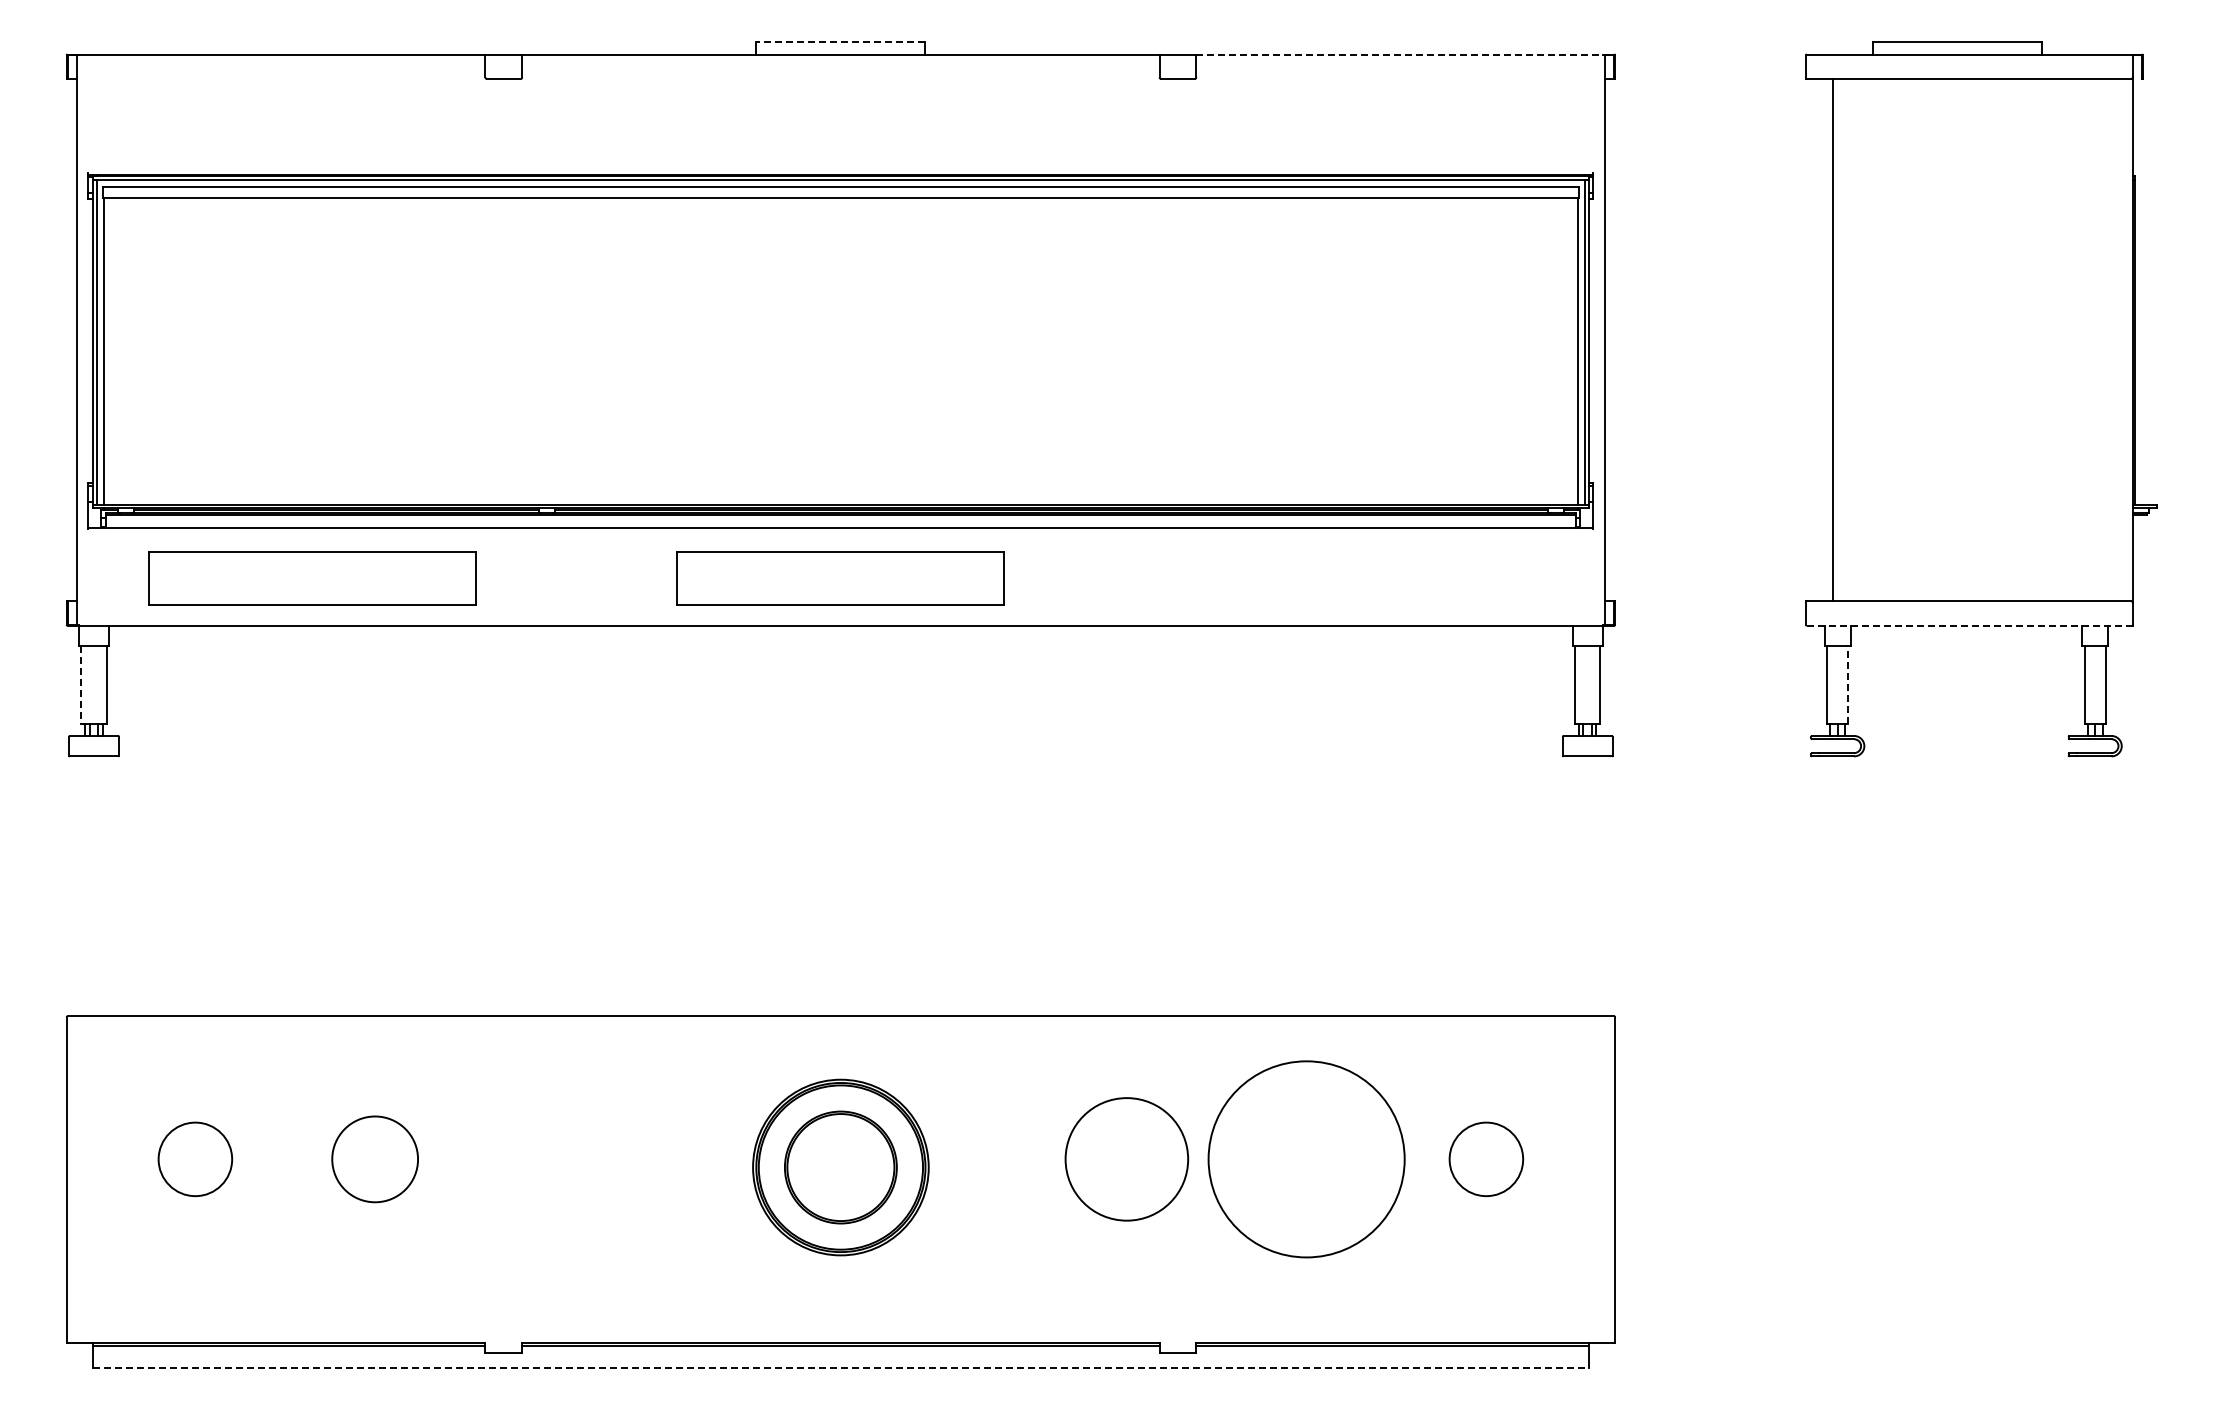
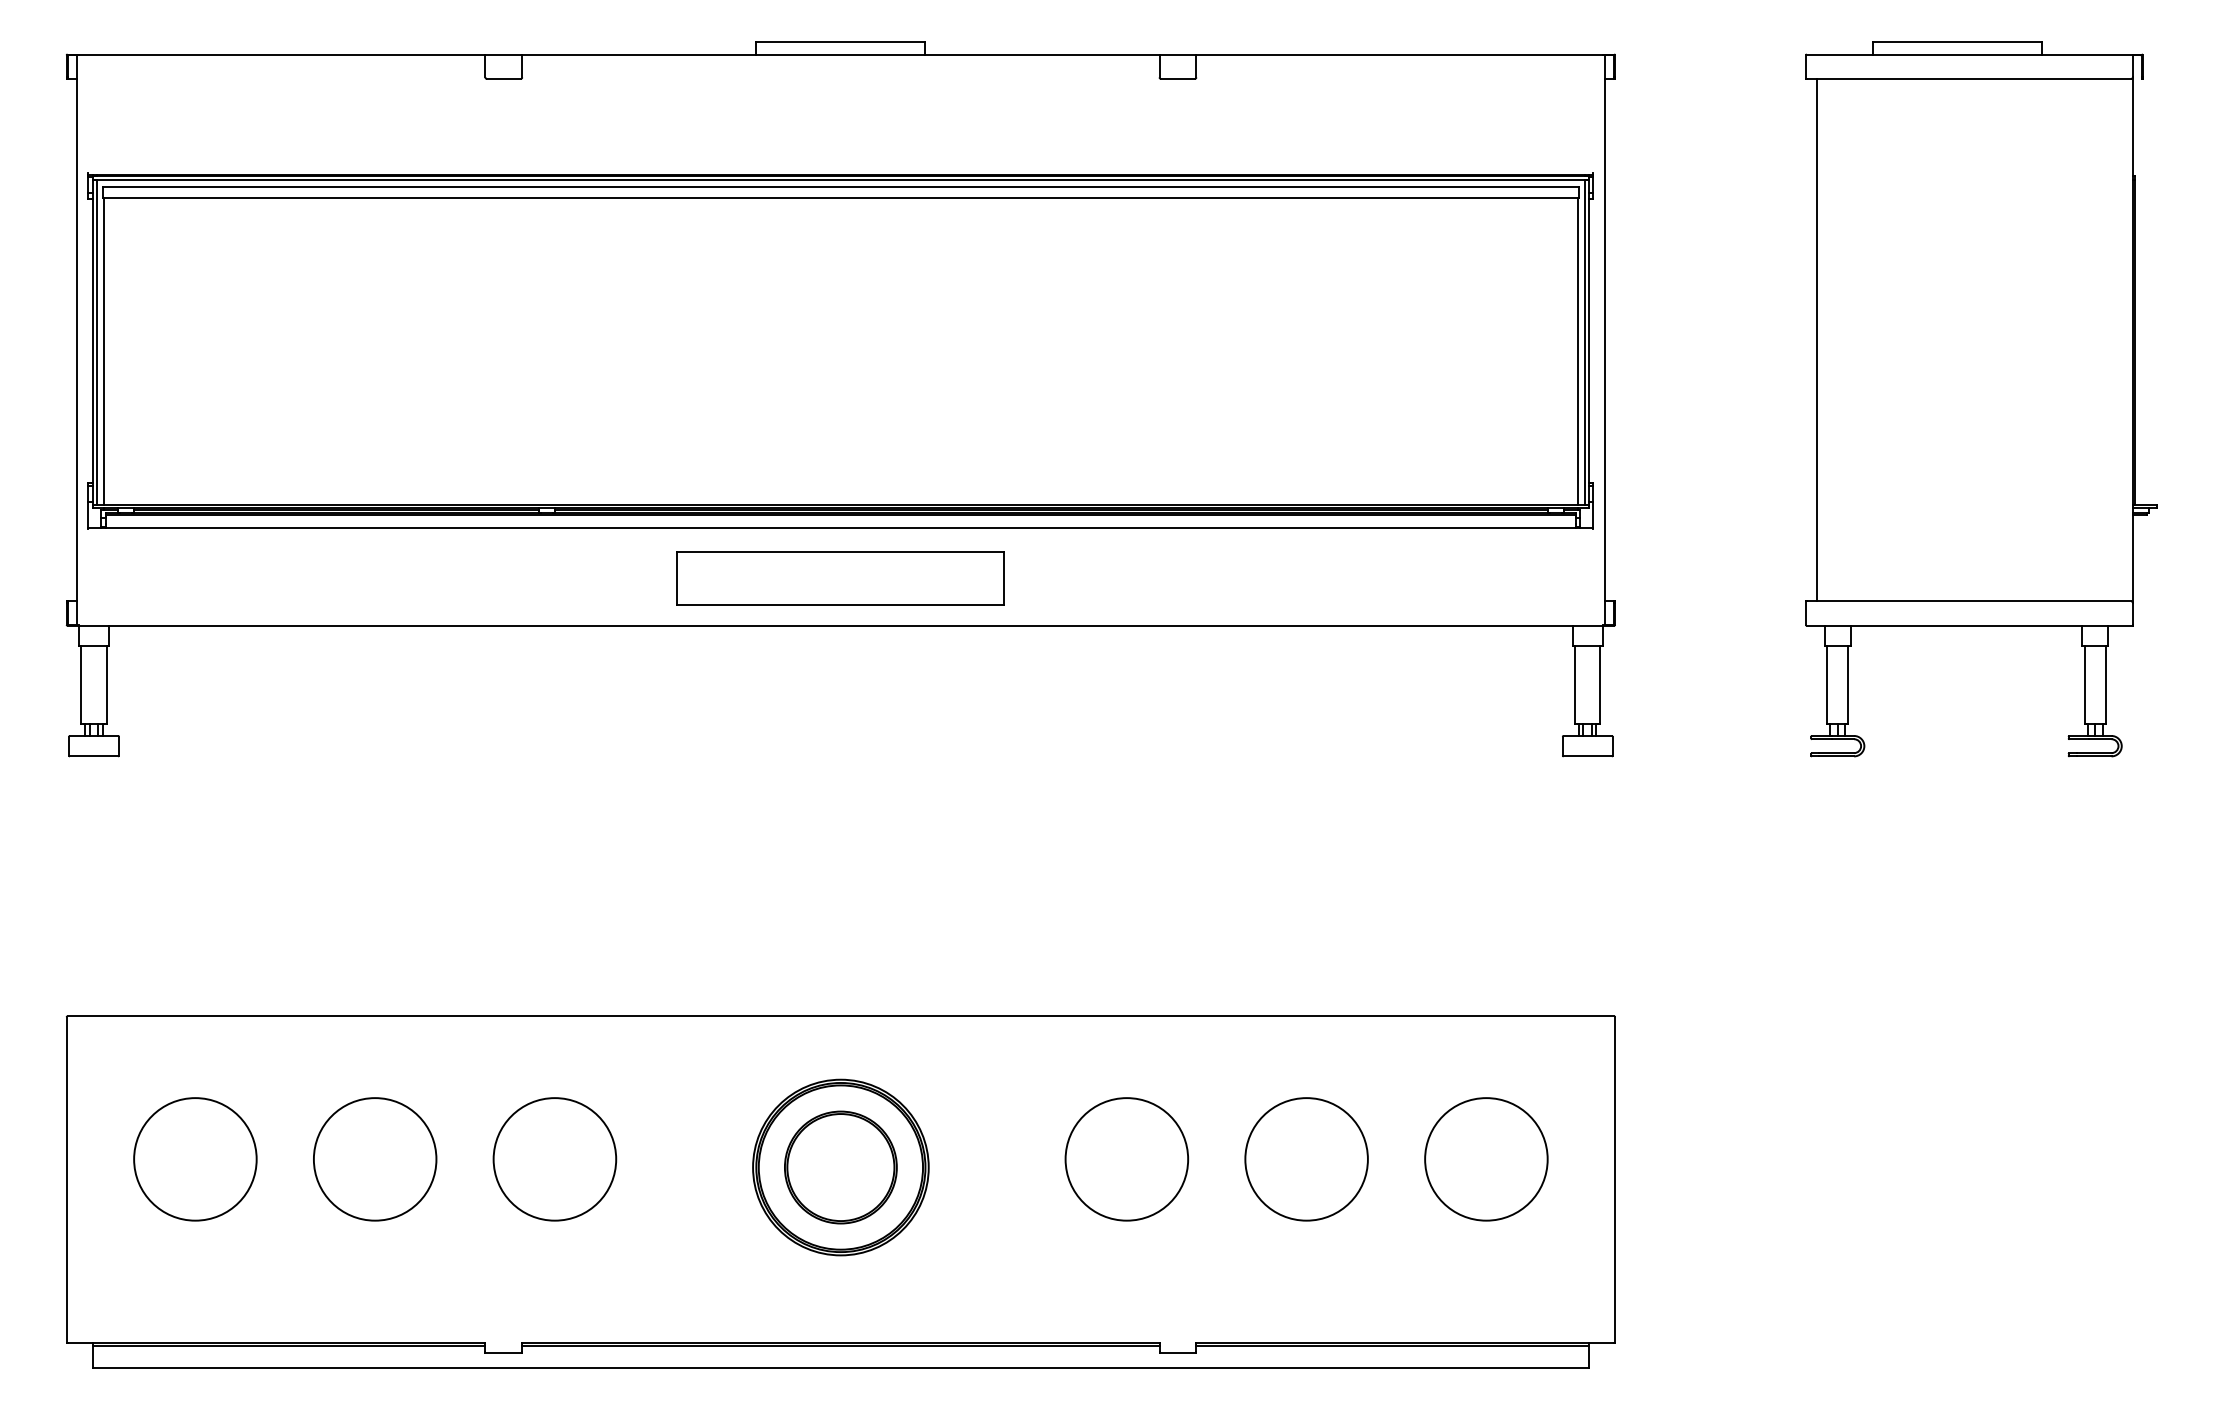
line: dashed -> solid (840, 42)
line: dashed -> solid (1405, 54)
line position: (1832, 340) -> (1816, 340) (1816, 340)
part: present -> none (312, 578)
line: dashed -> solid (1970, 625)
line: dashed -> solid (81, 684)
line: dashed -> solid (1848, 684)
circle diameter: 74 px -> 123 px (195, 1159)
circle diameter: 86 px -> 123 px (374, 1159)
circle: none -> present (554, 1159)
circle diameter: 196 px -> 123 px (1306, 1159)
circle diameter: 74 px -> 123 px (1486, 1159)
line: dashed -> solid (840, 1367)
